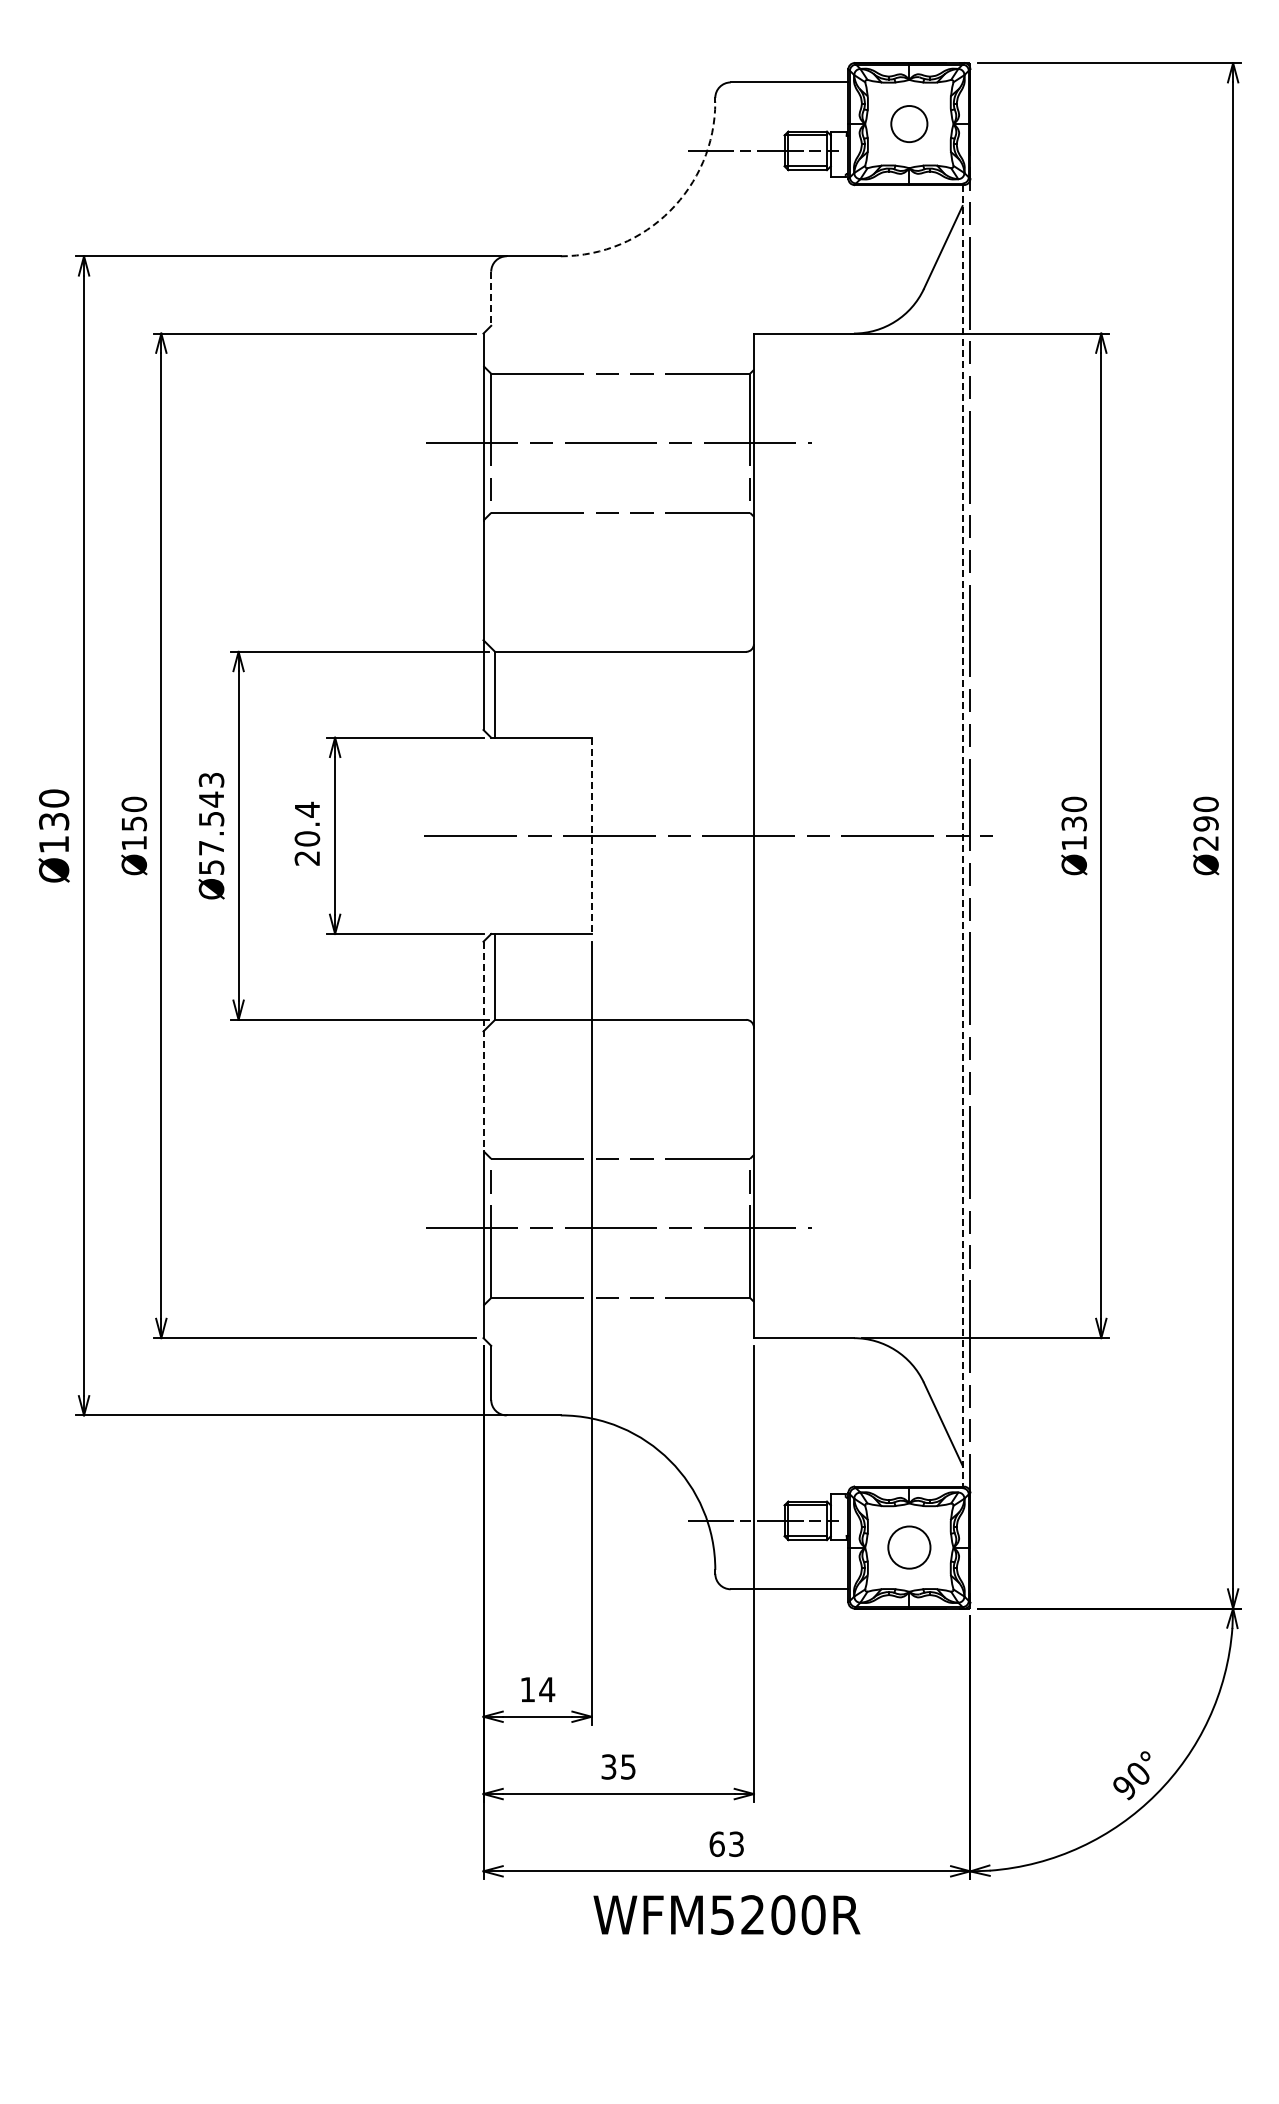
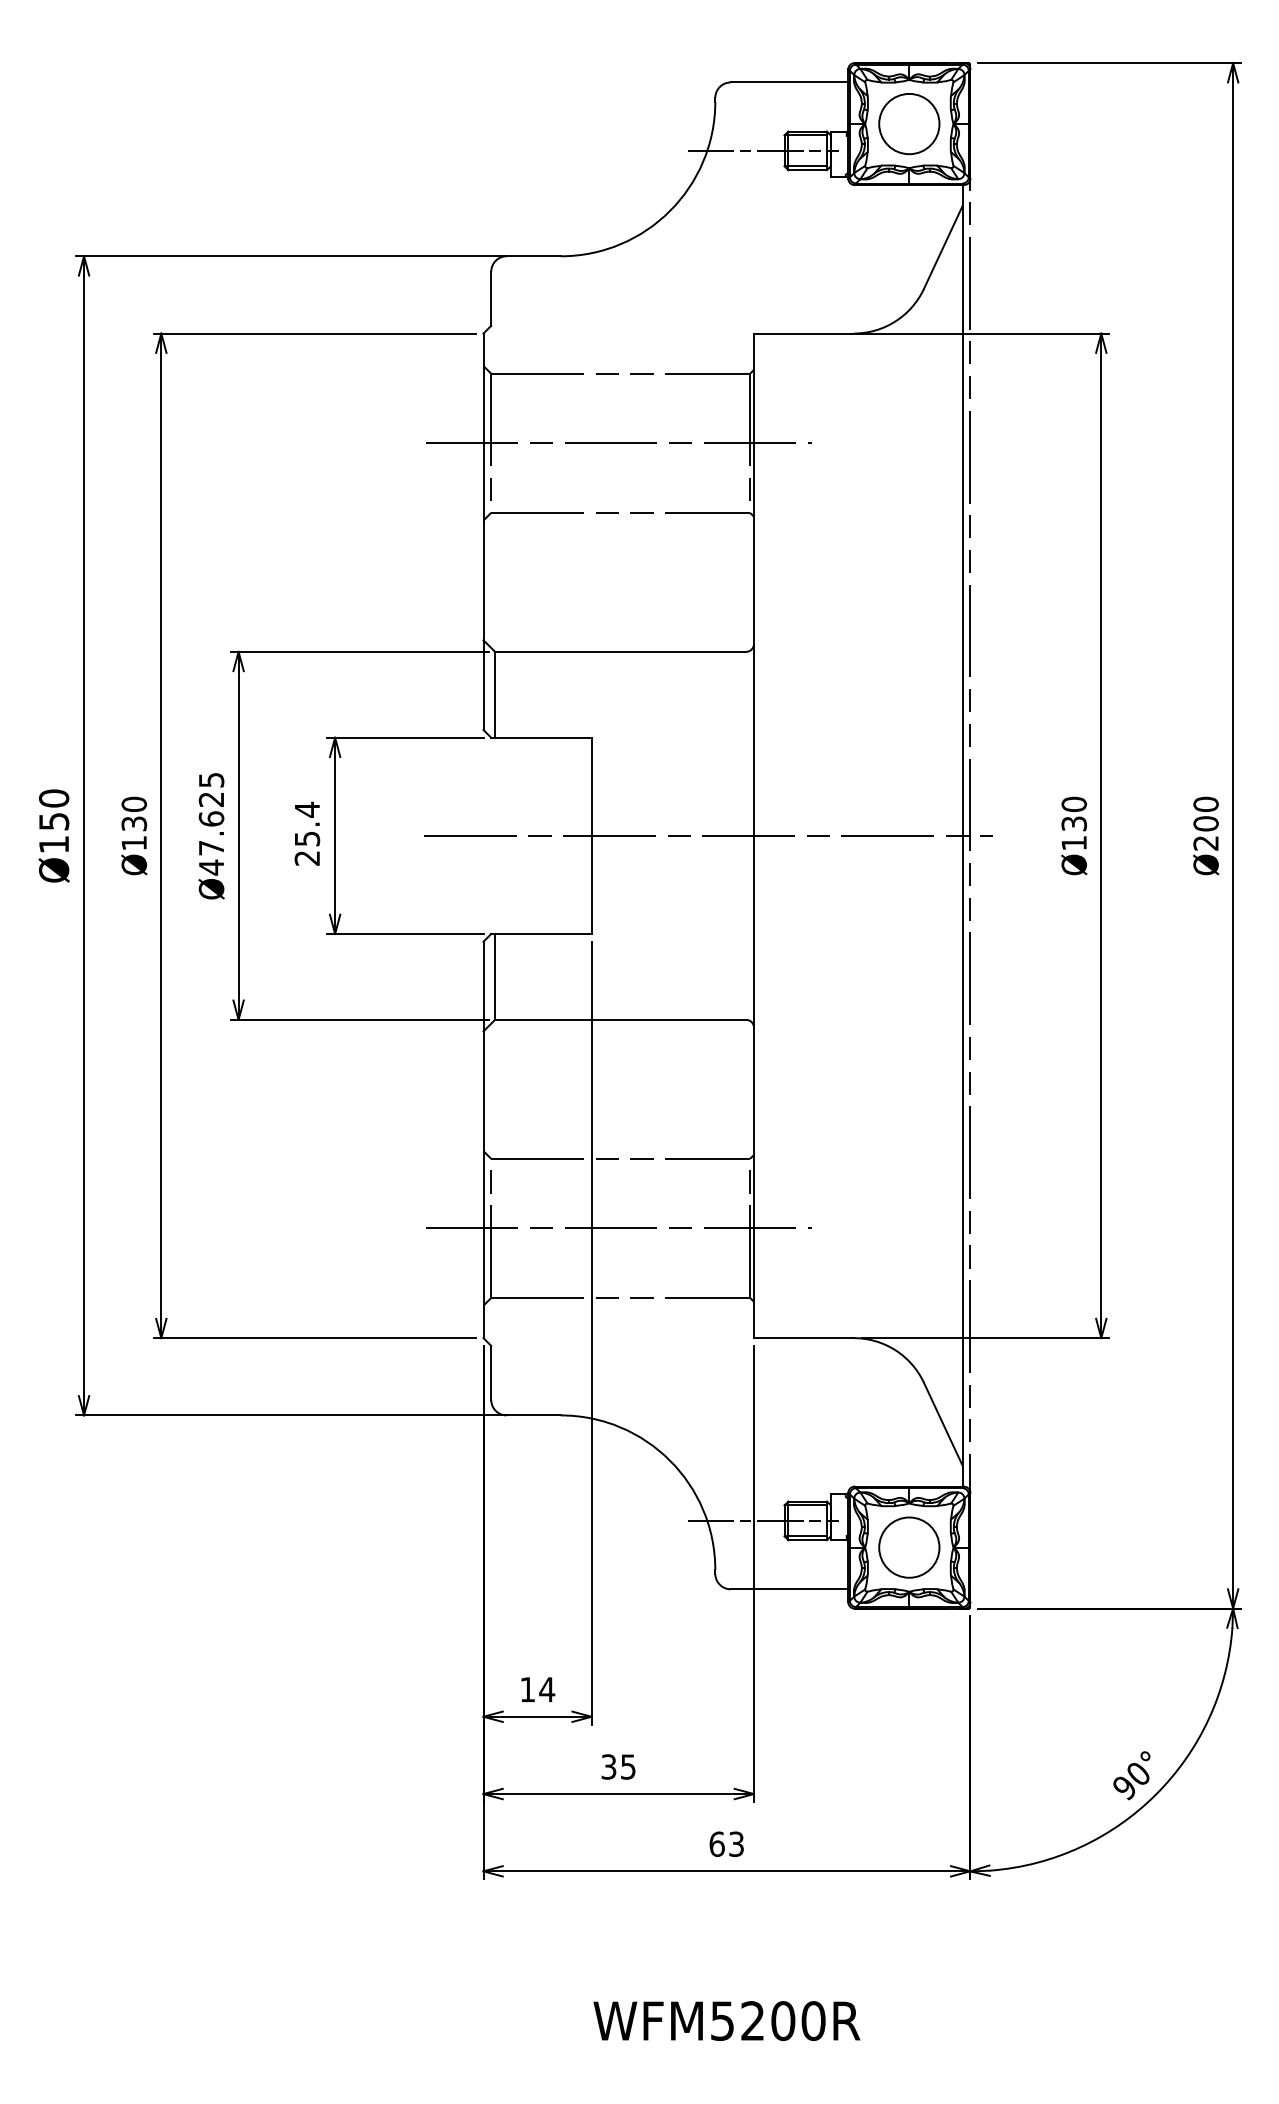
circle diameter: 36 px -> 60 px (909, 123)
arc: dashed -> solid (670, 211)
line: dashed -> solid (491, 299)
text: Ø130 -> Ø150 (53, 821)
text: Ø150 -> Ø130 (133, 823)
text: Ø290 -> Ø200 (1205, 823)
text: Ø57.543 -> Ø47.625 (211, 824)
line: dashed -> solid (962, 835)
line: dashed -> solid (591, 836)
text: 20.4 -> 25.4 (307, 838)
line: dashed -> solid (483, 1046)
circle size: 45x45 px -> 63x63 px (909, 1547)
text position: (726, 1914) -> (726, 2020) (726, 2020)
